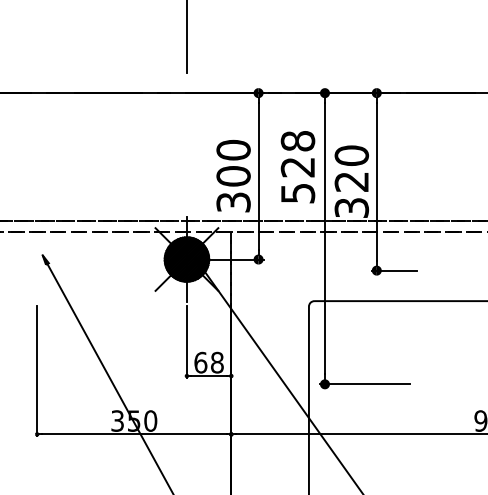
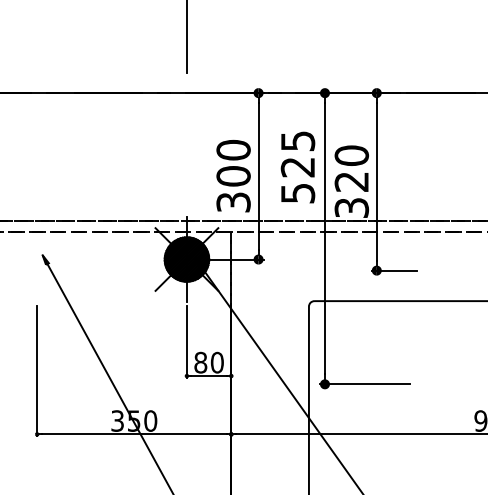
text: 528 -> 525 (297, 141)
text: 68 -> 80 (208, 362)
